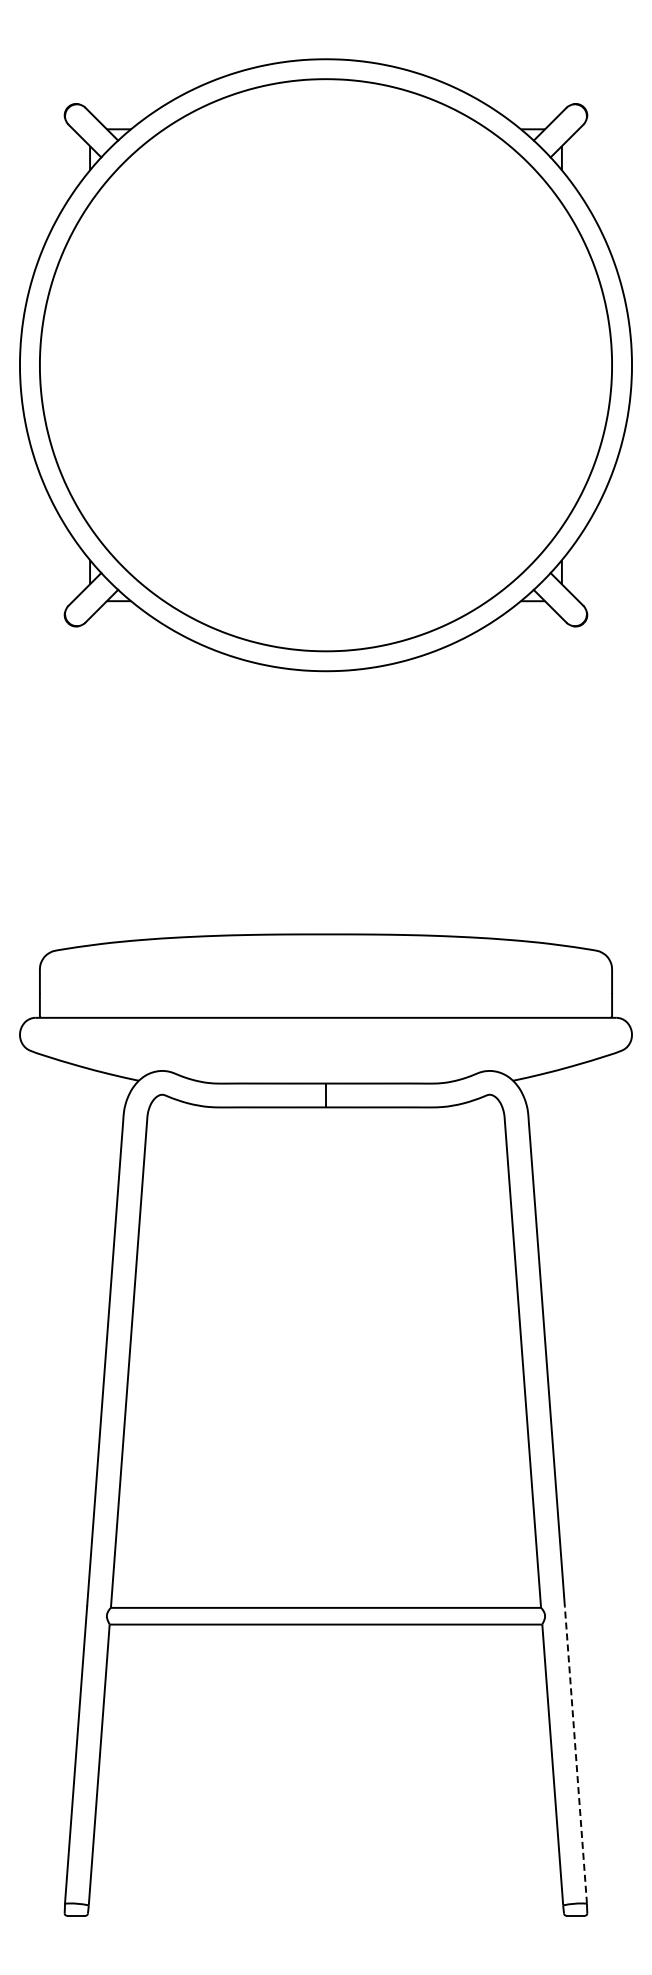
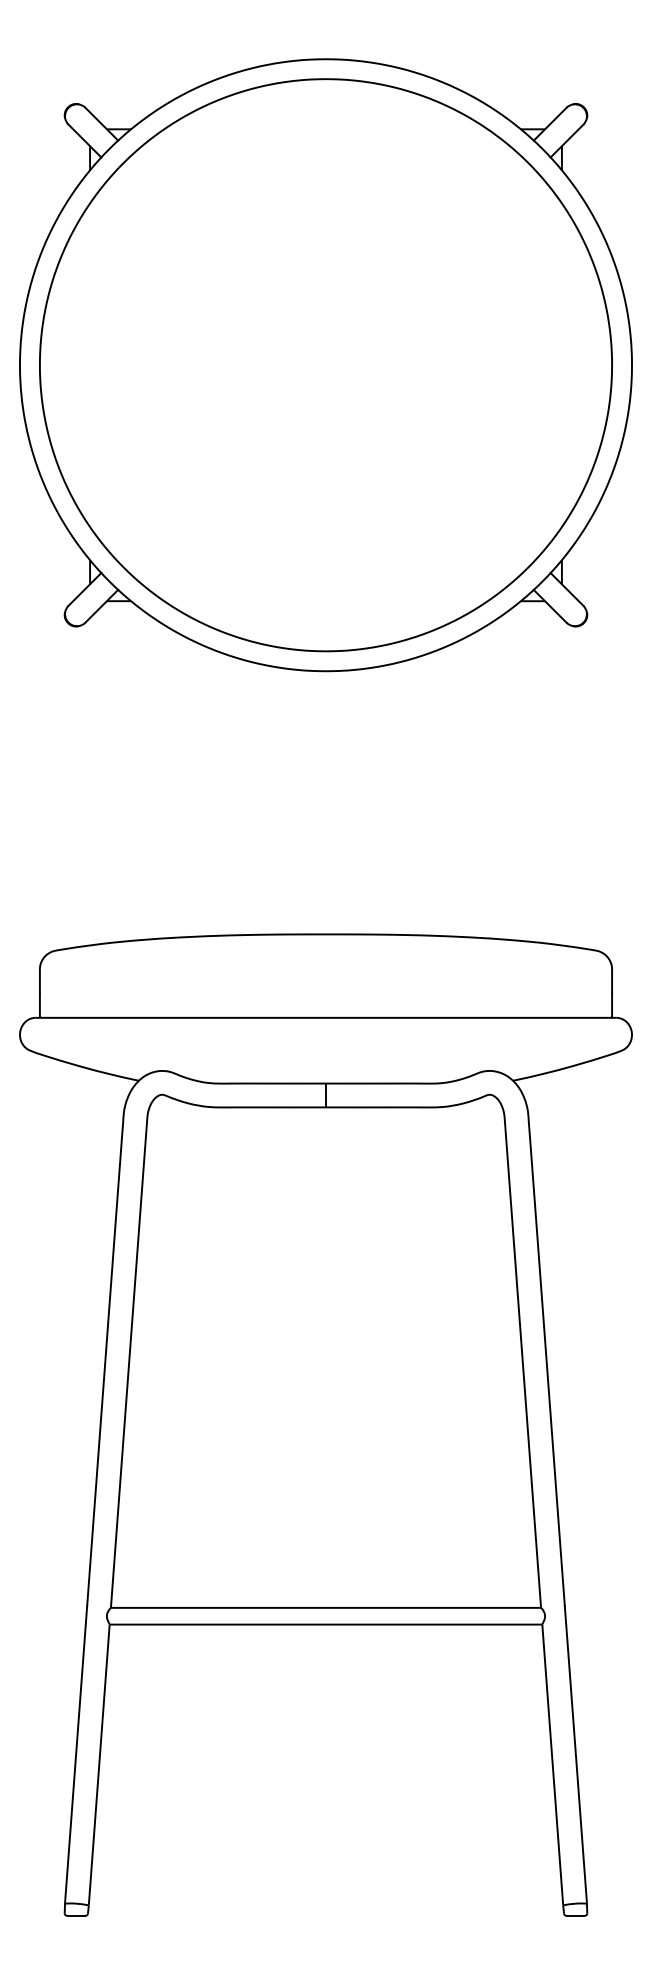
line: dashed -> solid (575, 1754)
